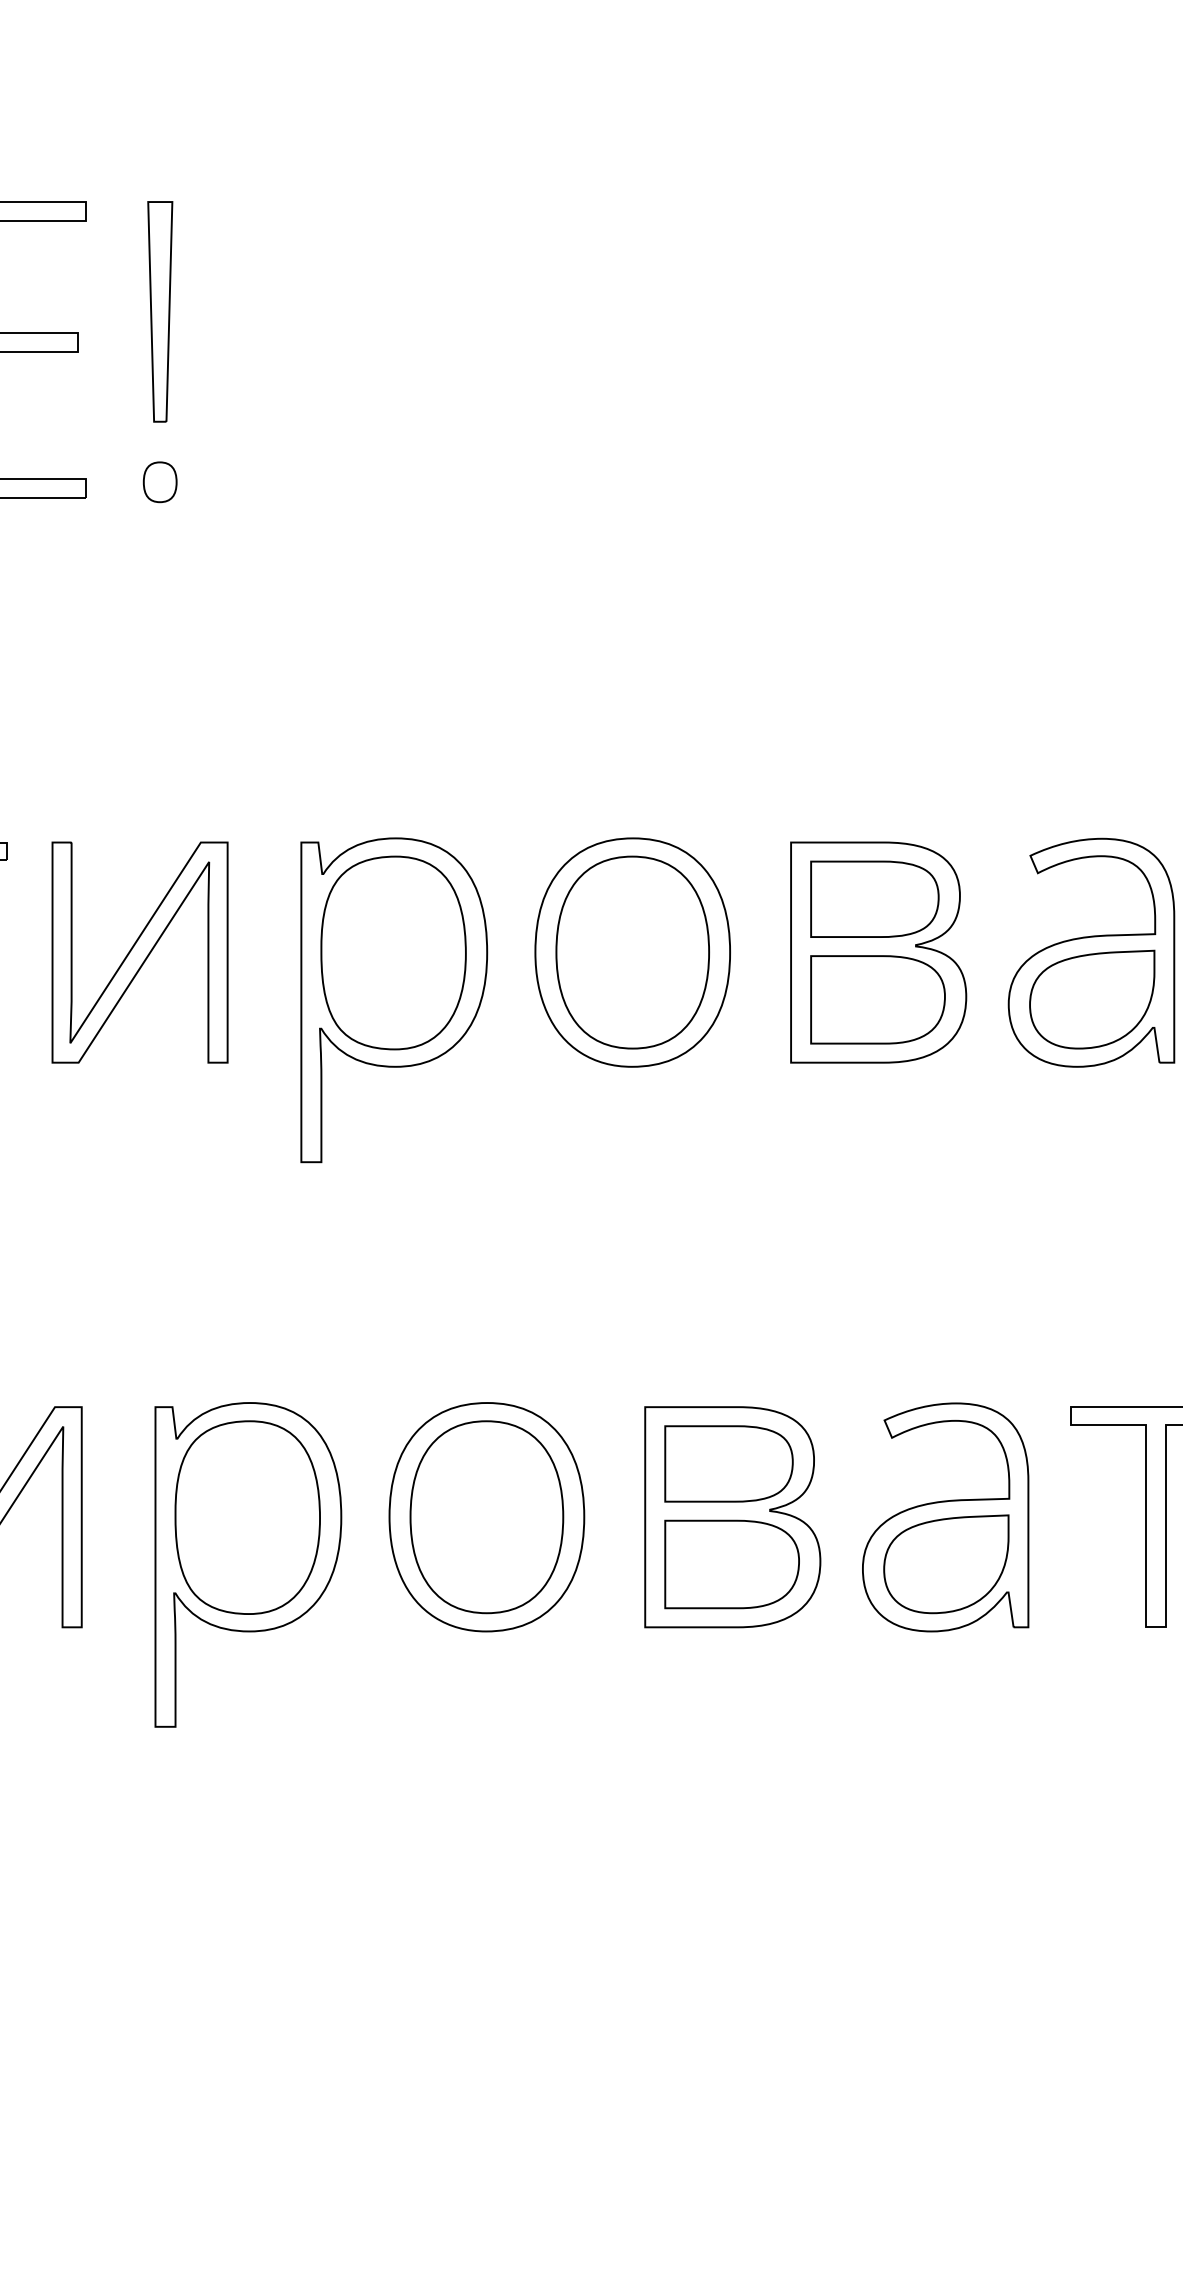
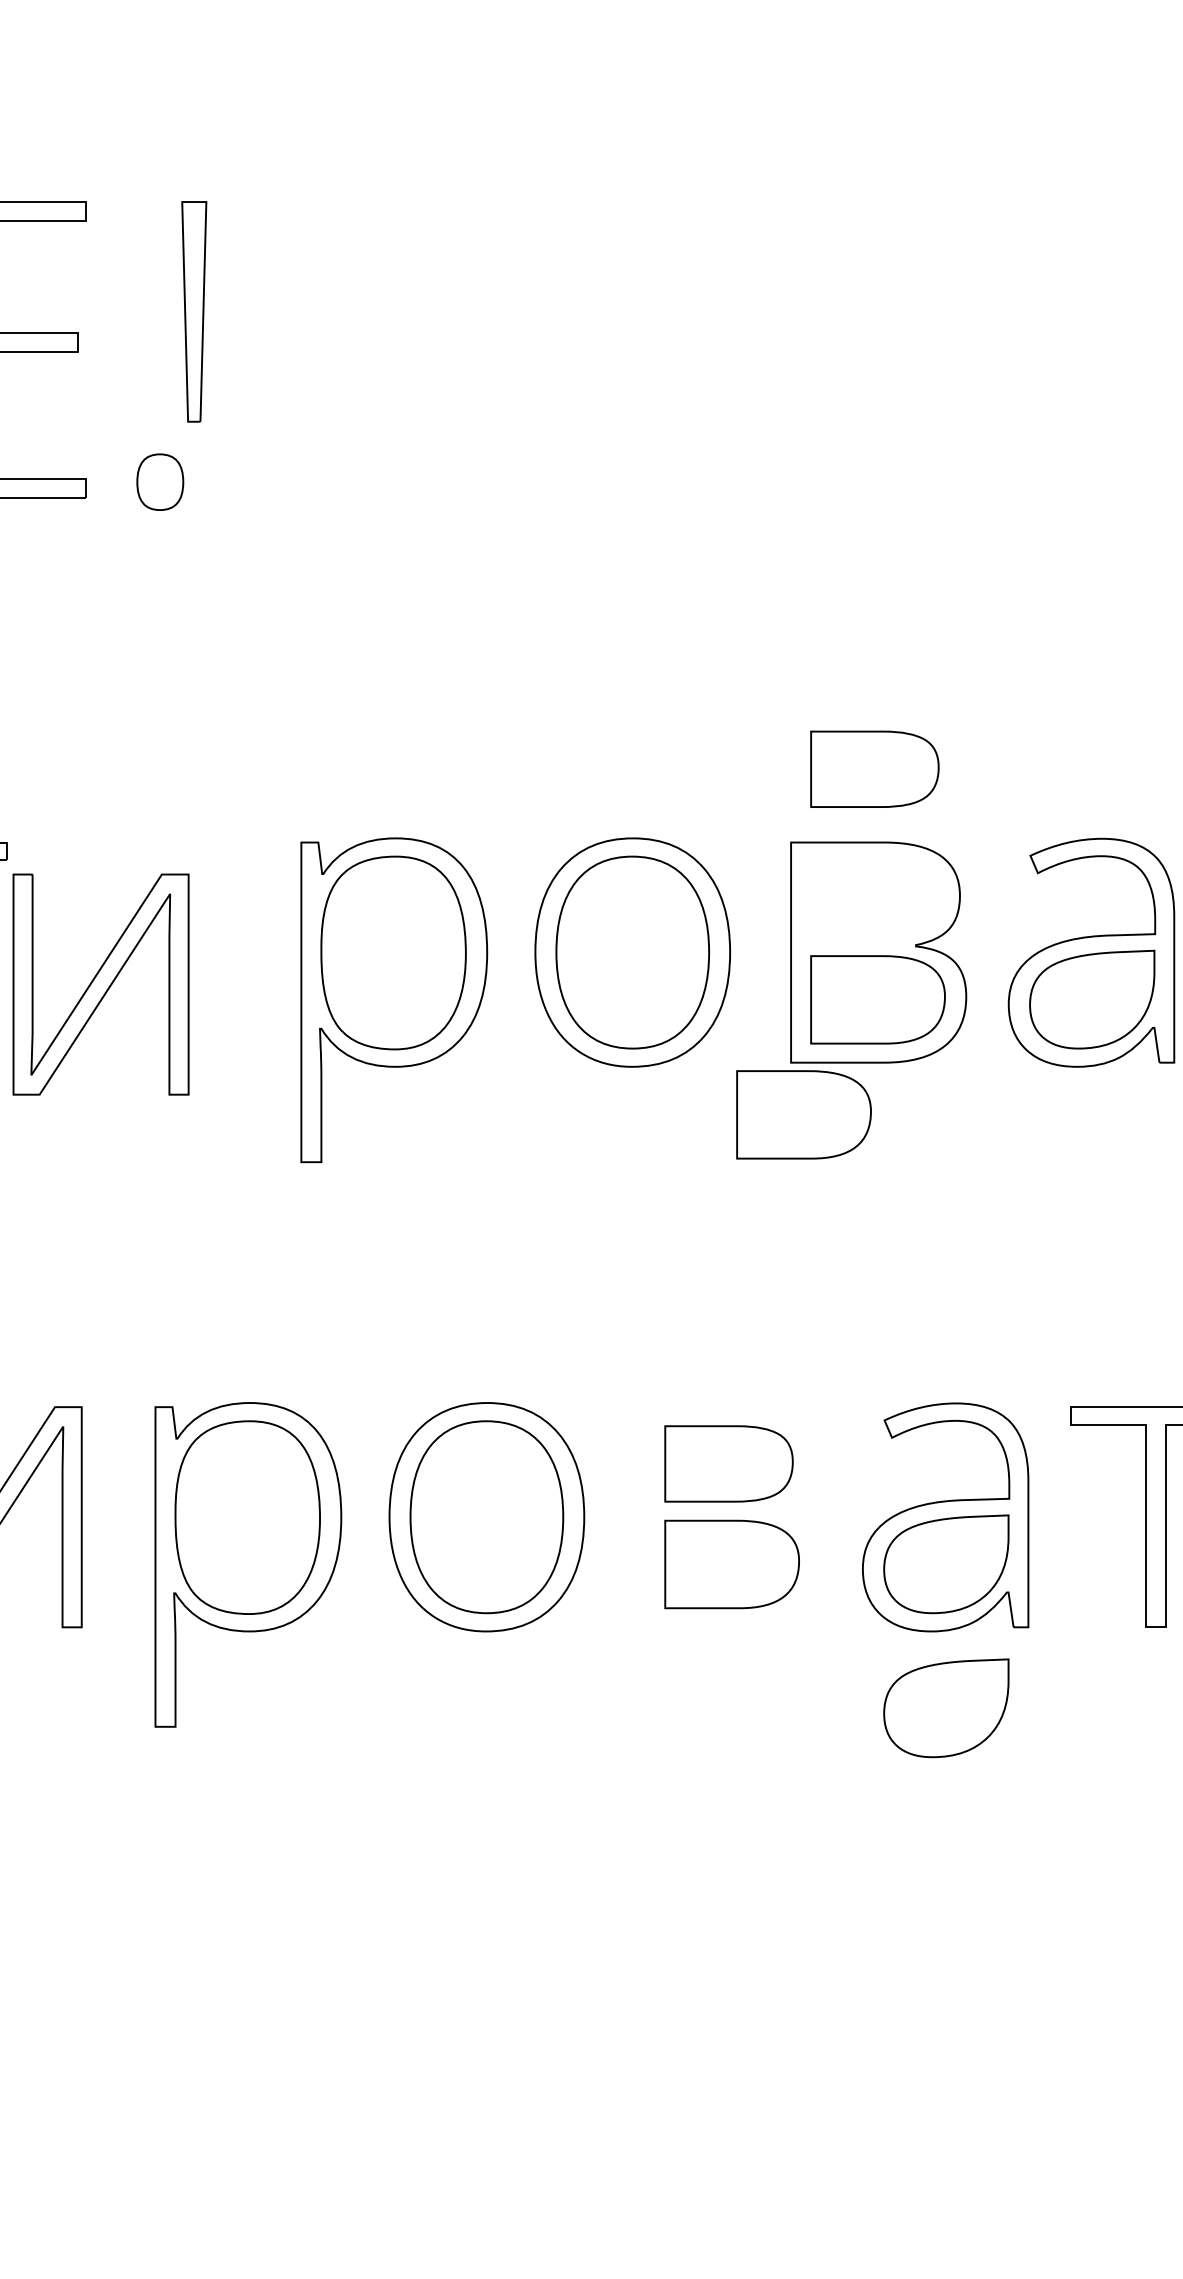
part position: (160, 311) -> (194, 311) (194, 311)
part size: 36x43 px -> 49x58 px (160, 481)
part position: (874, 898) -> (874, 768) (874, 768)
part position: (139, 952) -> (100, 984) (100, 984)
part: none -> present (803, 1114)
part: present -> none (732, 1517)
part: none -> present (946, 1708)
